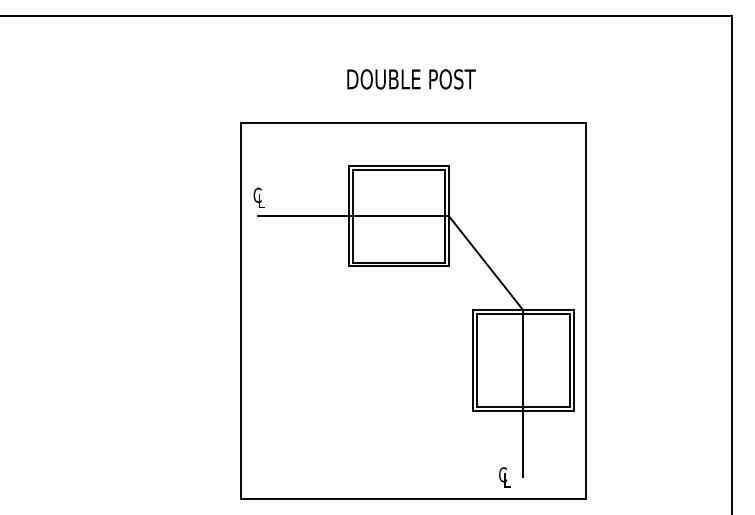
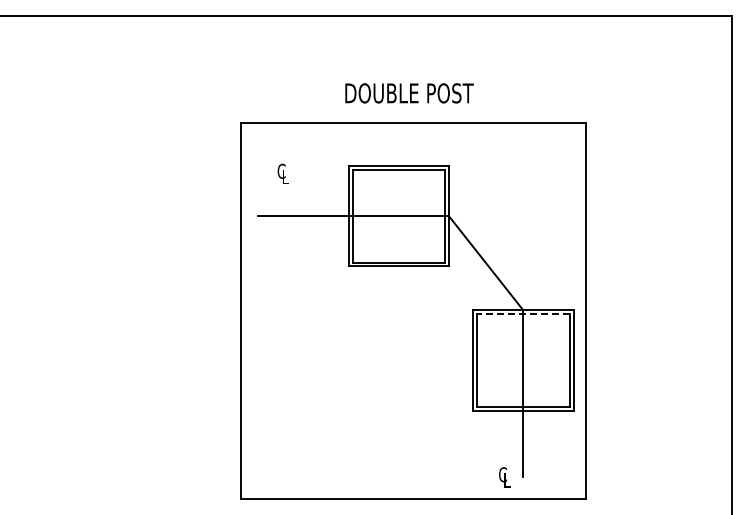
text position: (411, 79) -> (409, 93) (409, 93)
text position: (258, 197) -> (282, 173) (282, 173)
line: solid -> dashed (522, 314)
